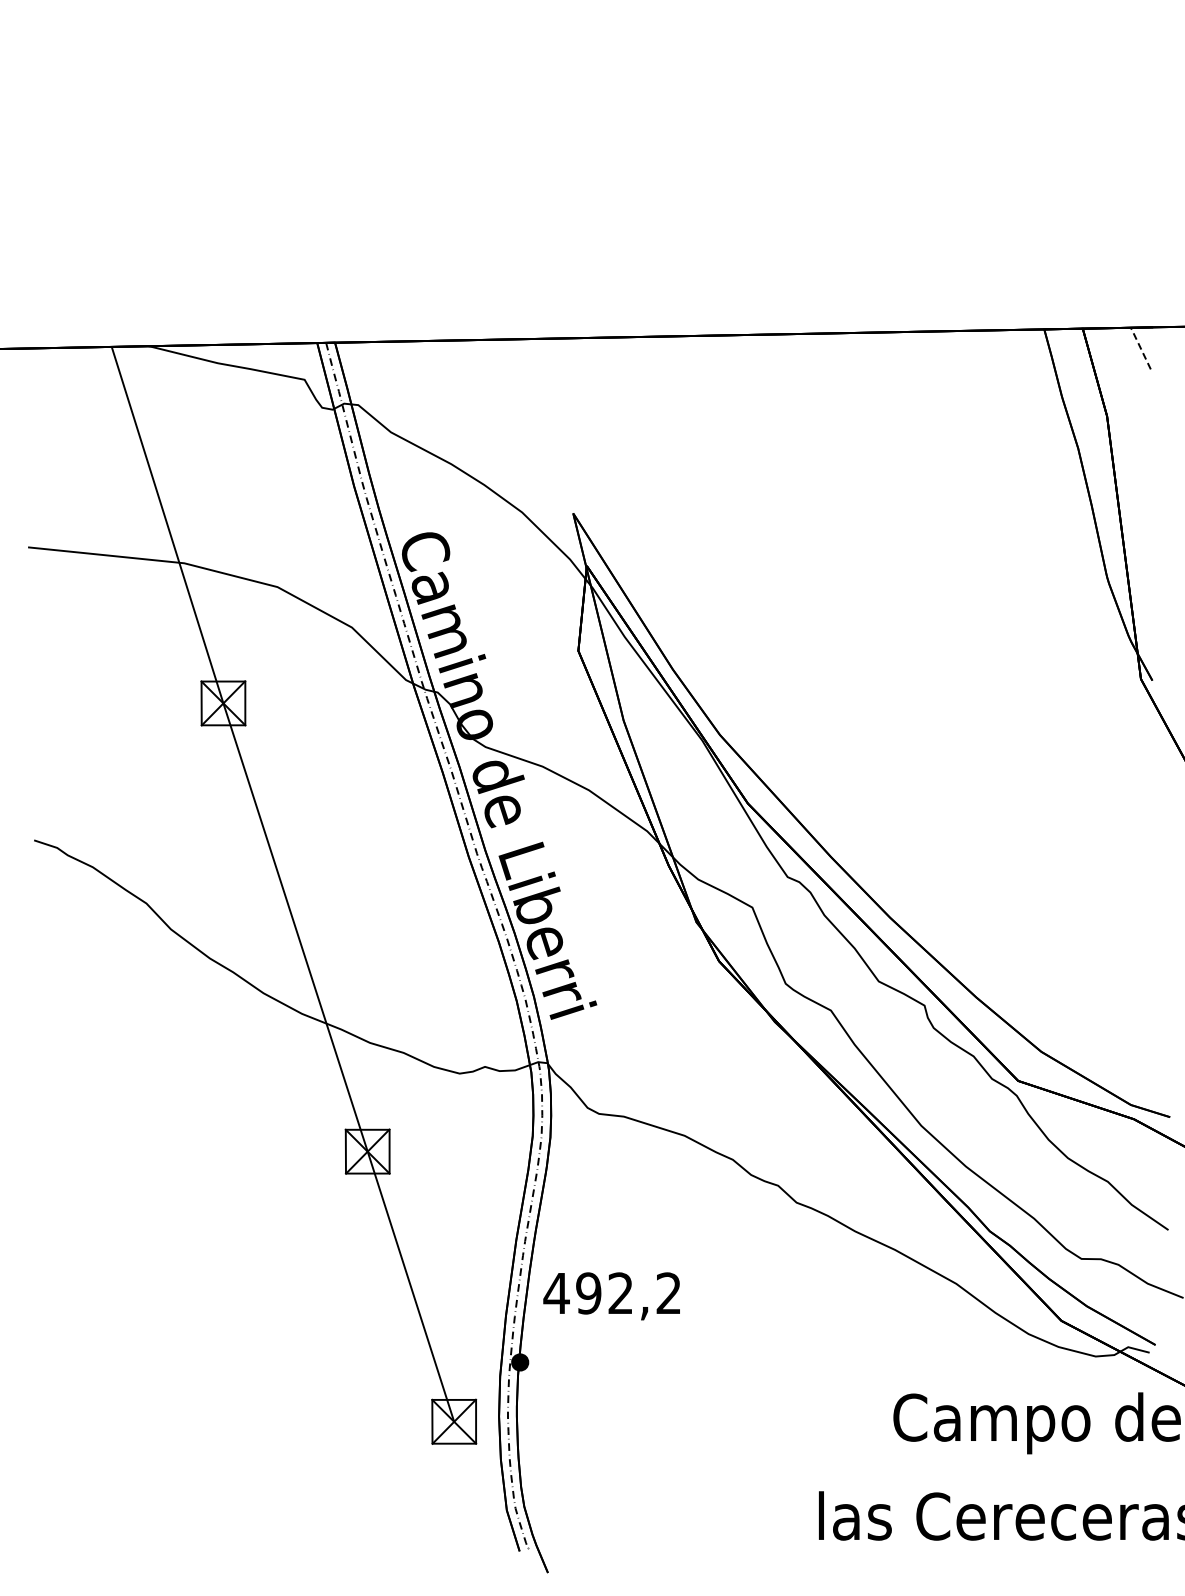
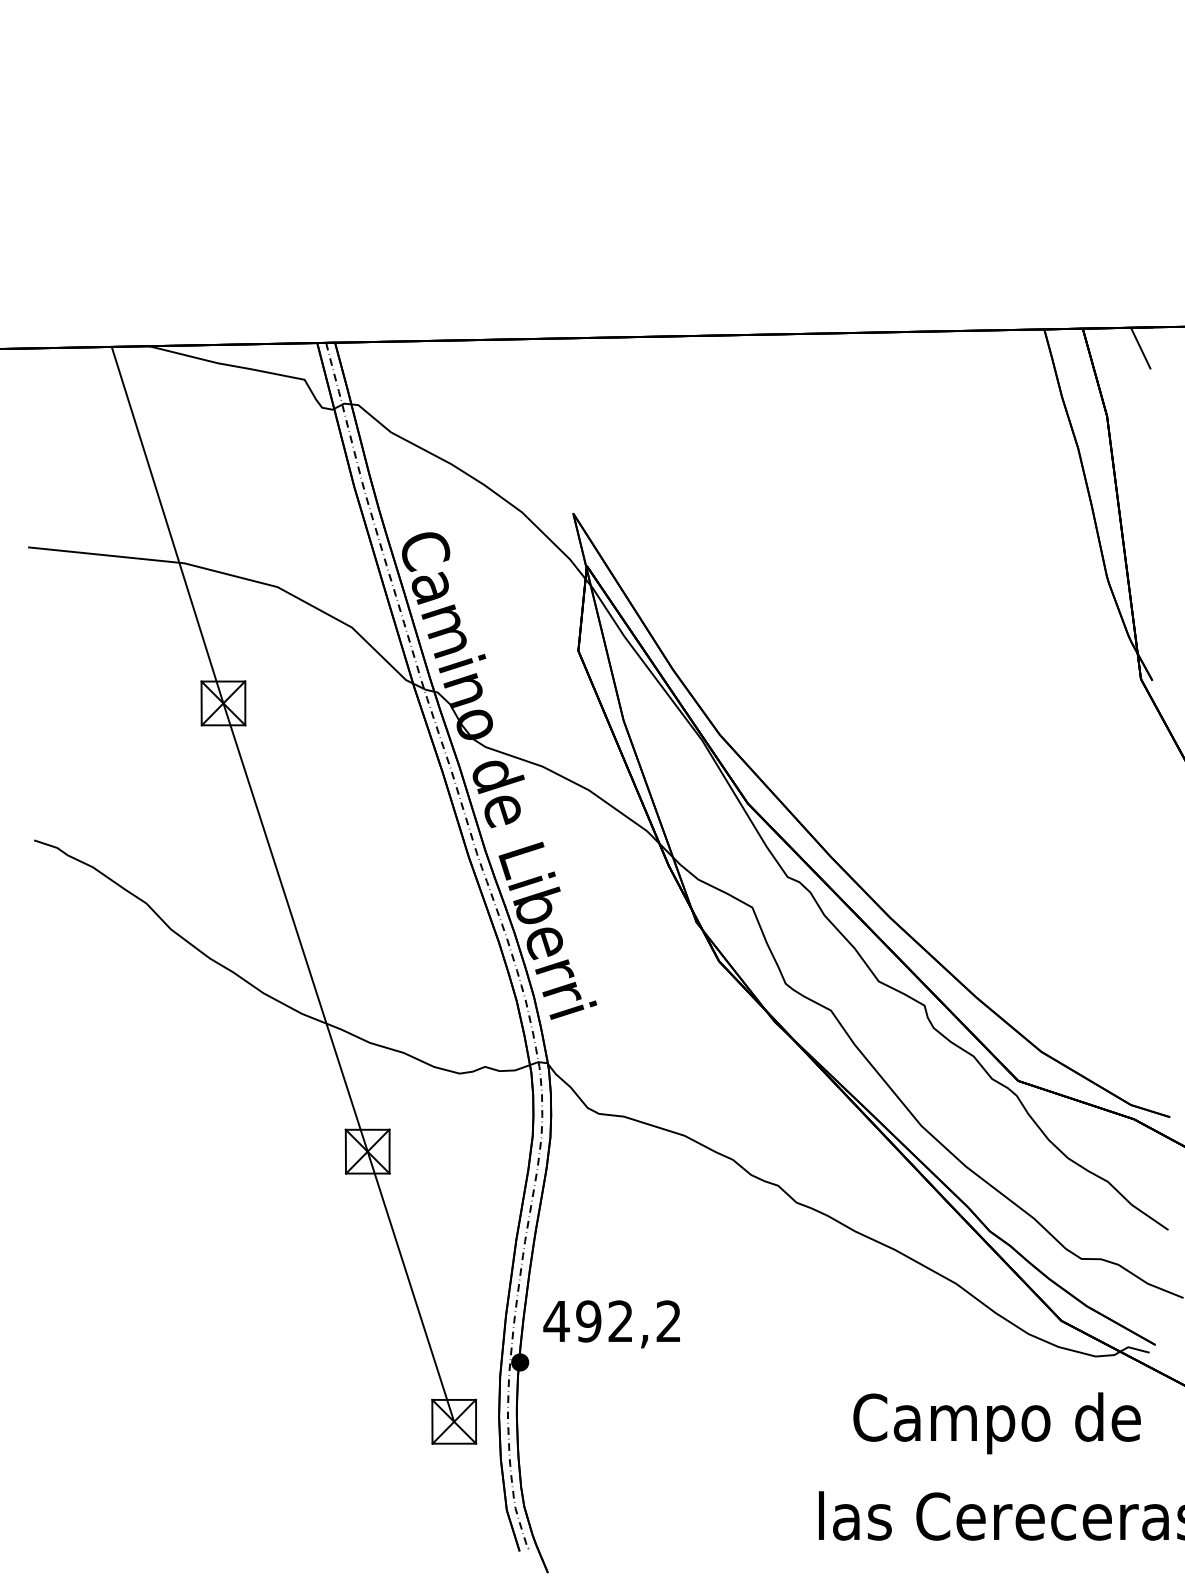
line: dashed -> solid (1140, 347)
text position: (611, 1296) -> (611, 1324) (611, 1324)
text position: (1036, 1423) -> (996, 1423) (996, 1423)
